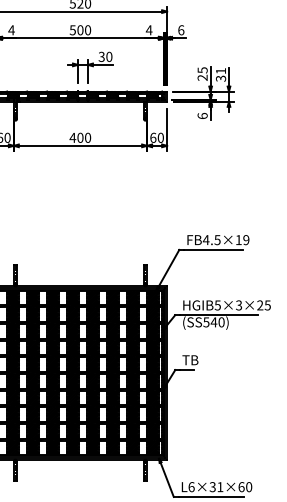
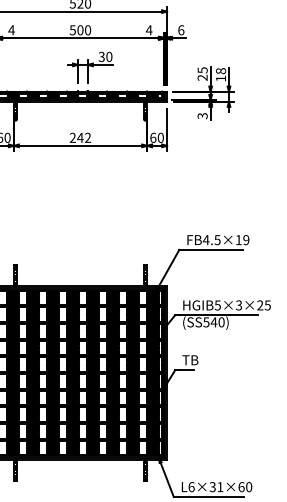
text: 31 -> 18 (221, 74)
text: 6 -> 3 (202, 115)
text: 400 -> 242 (80, 137)
